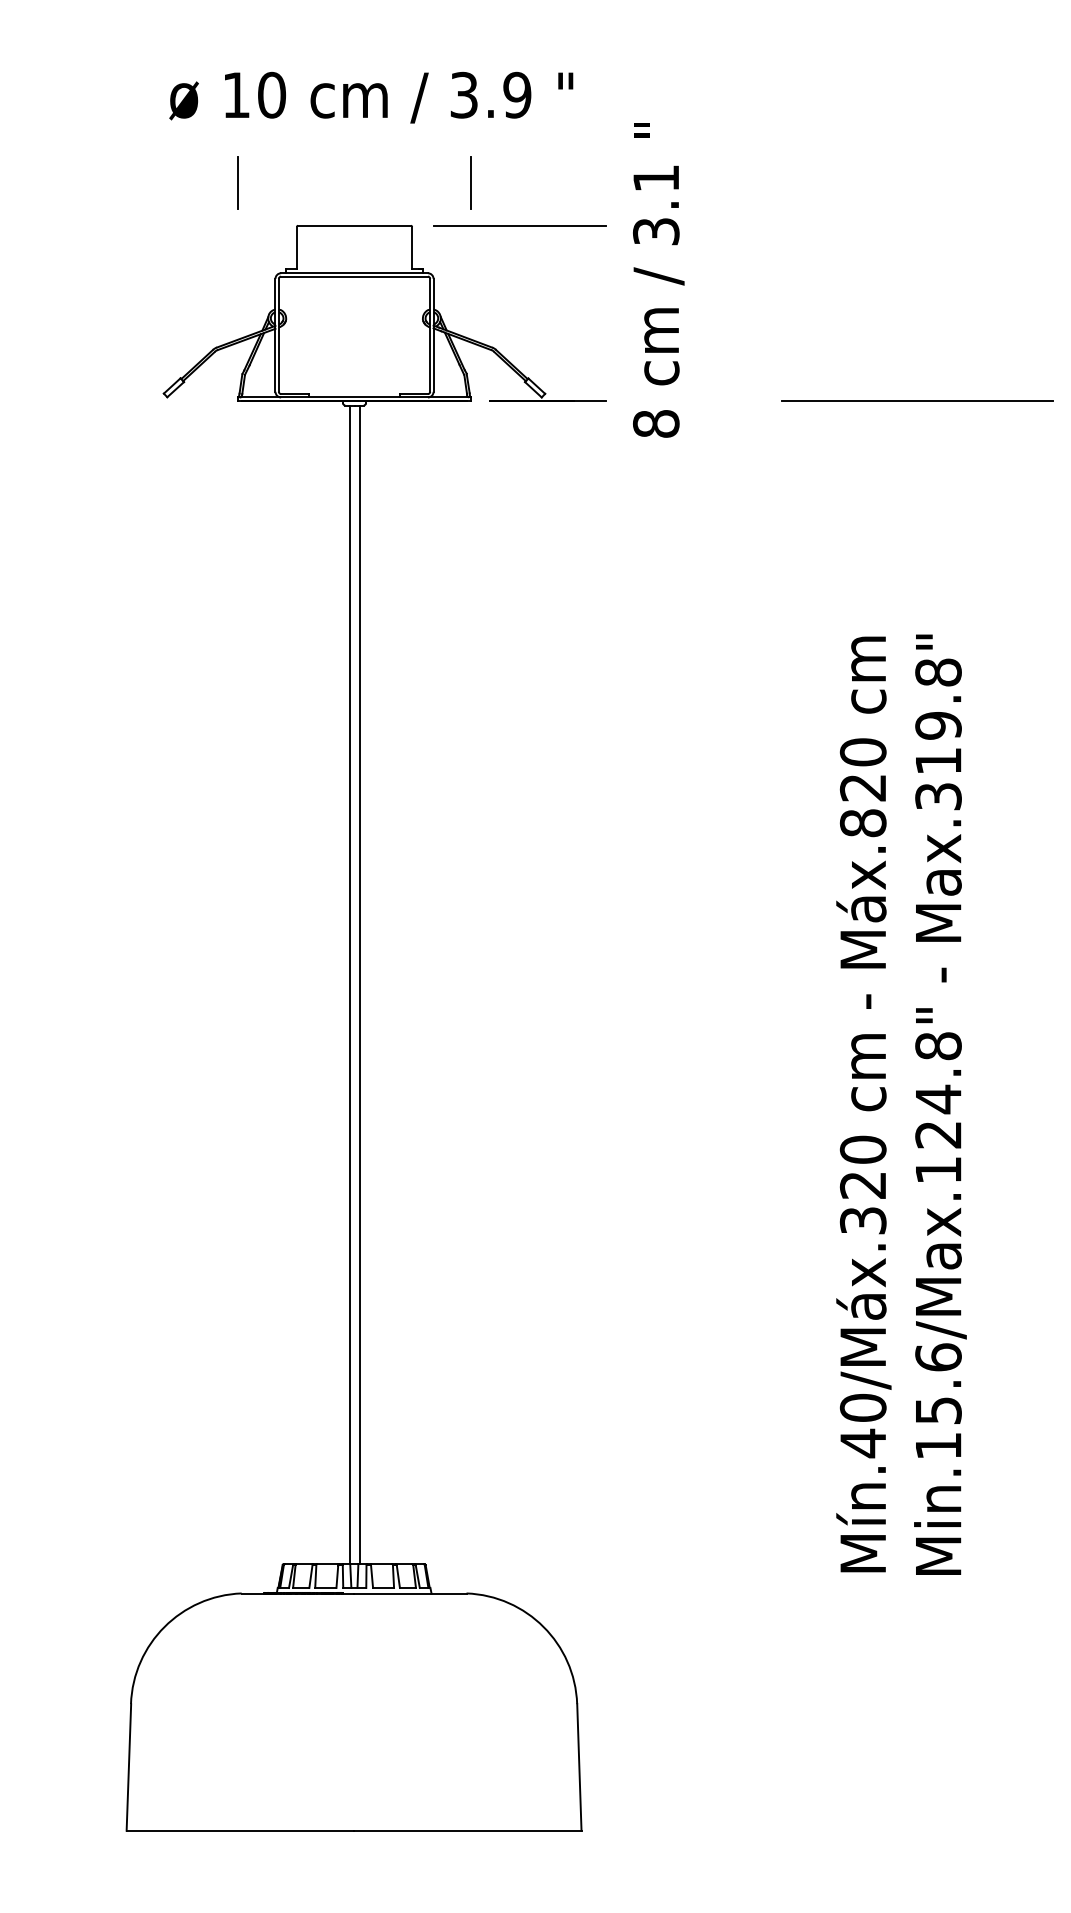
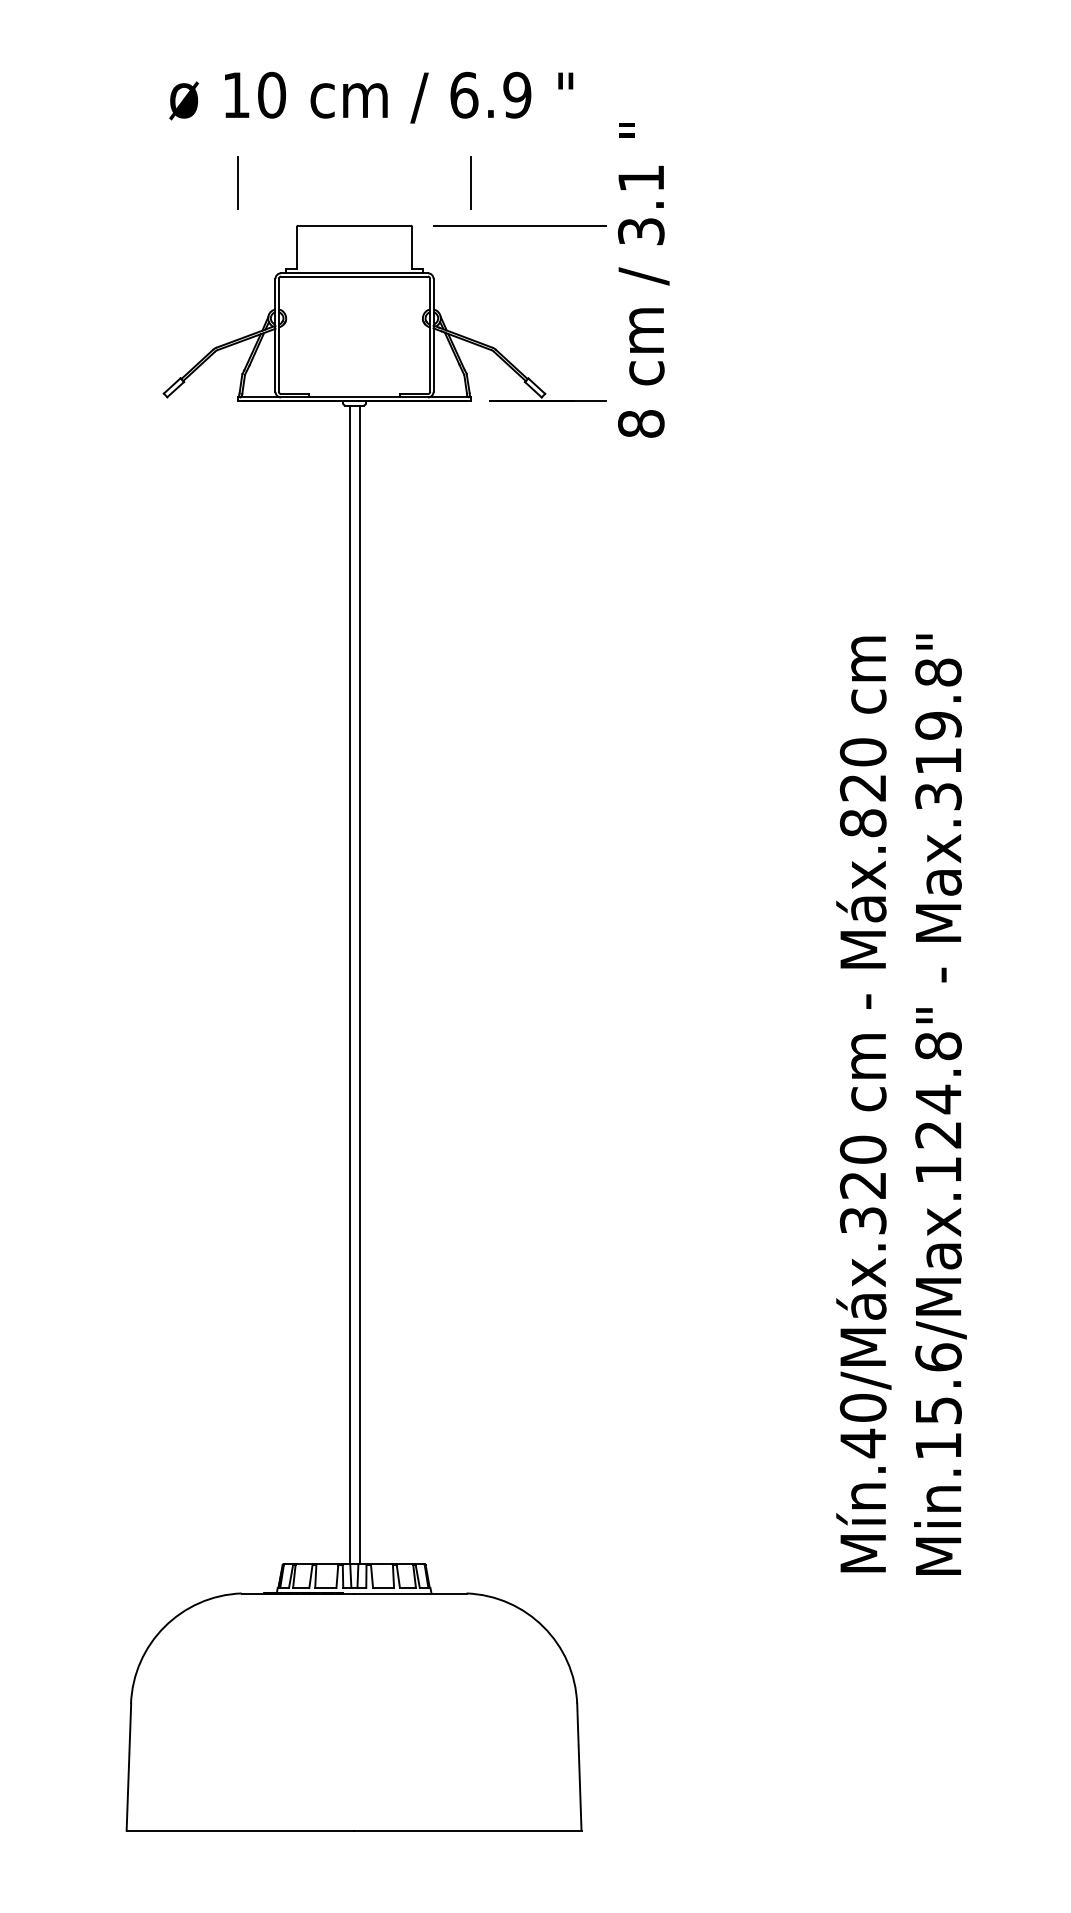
text: 3.9 -> 6.9 (464, 94)
text position: (658, 280) -> (643, 280) (643, 280)
line: present -> none (917, 400)
